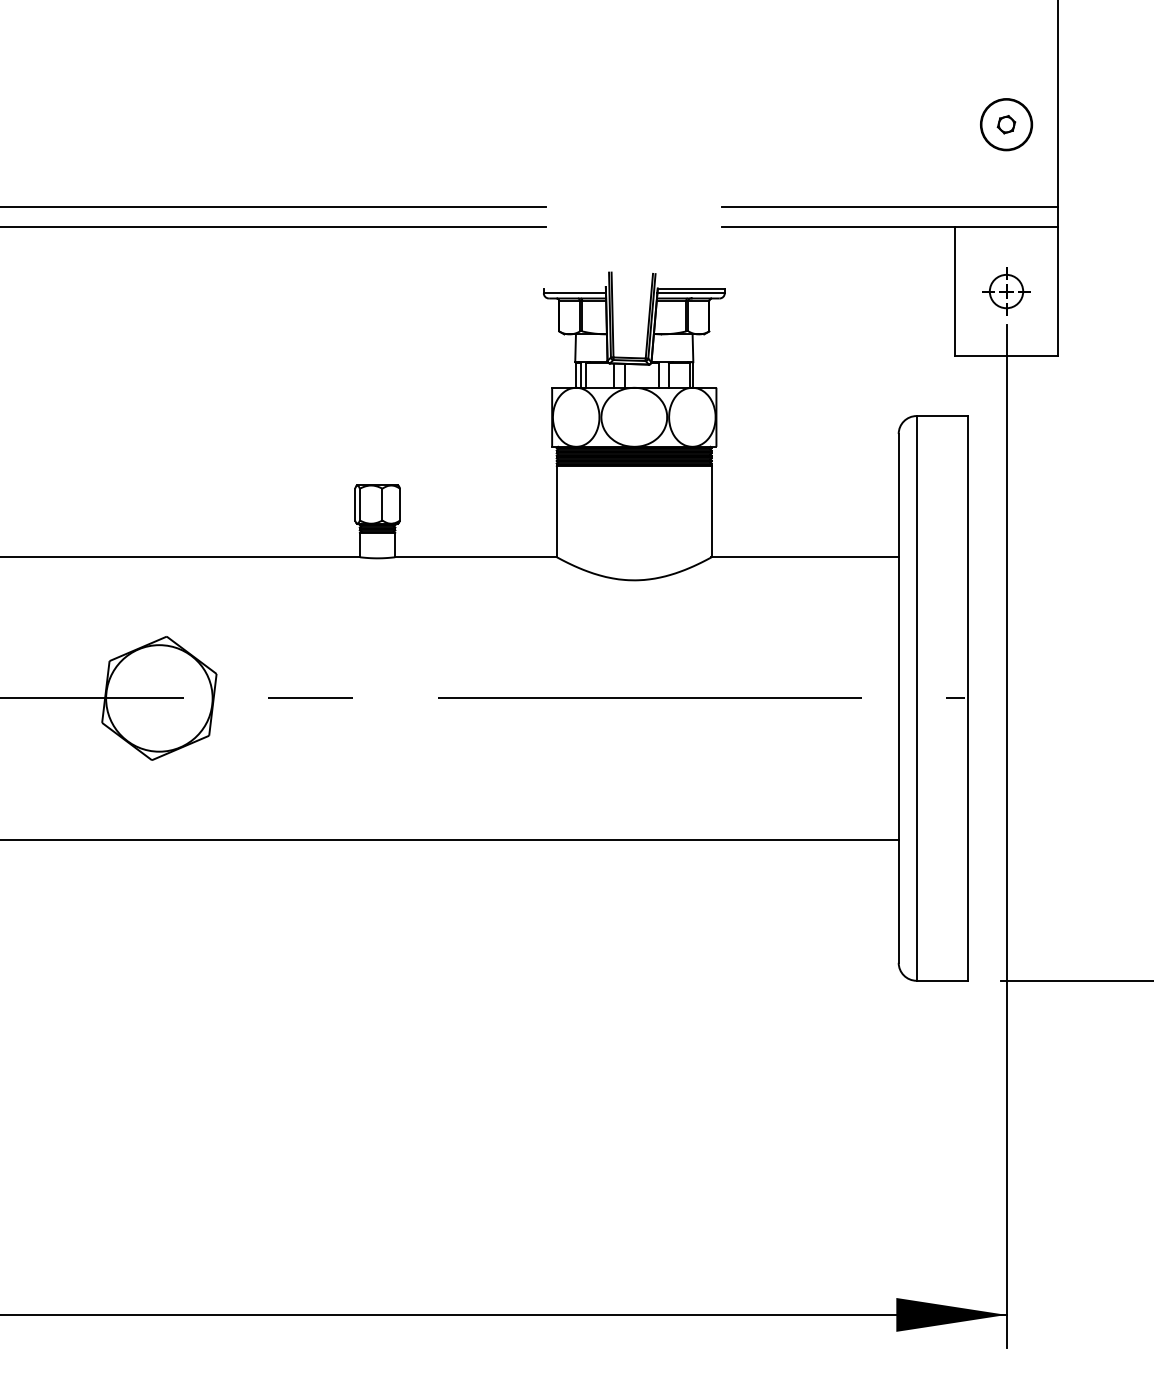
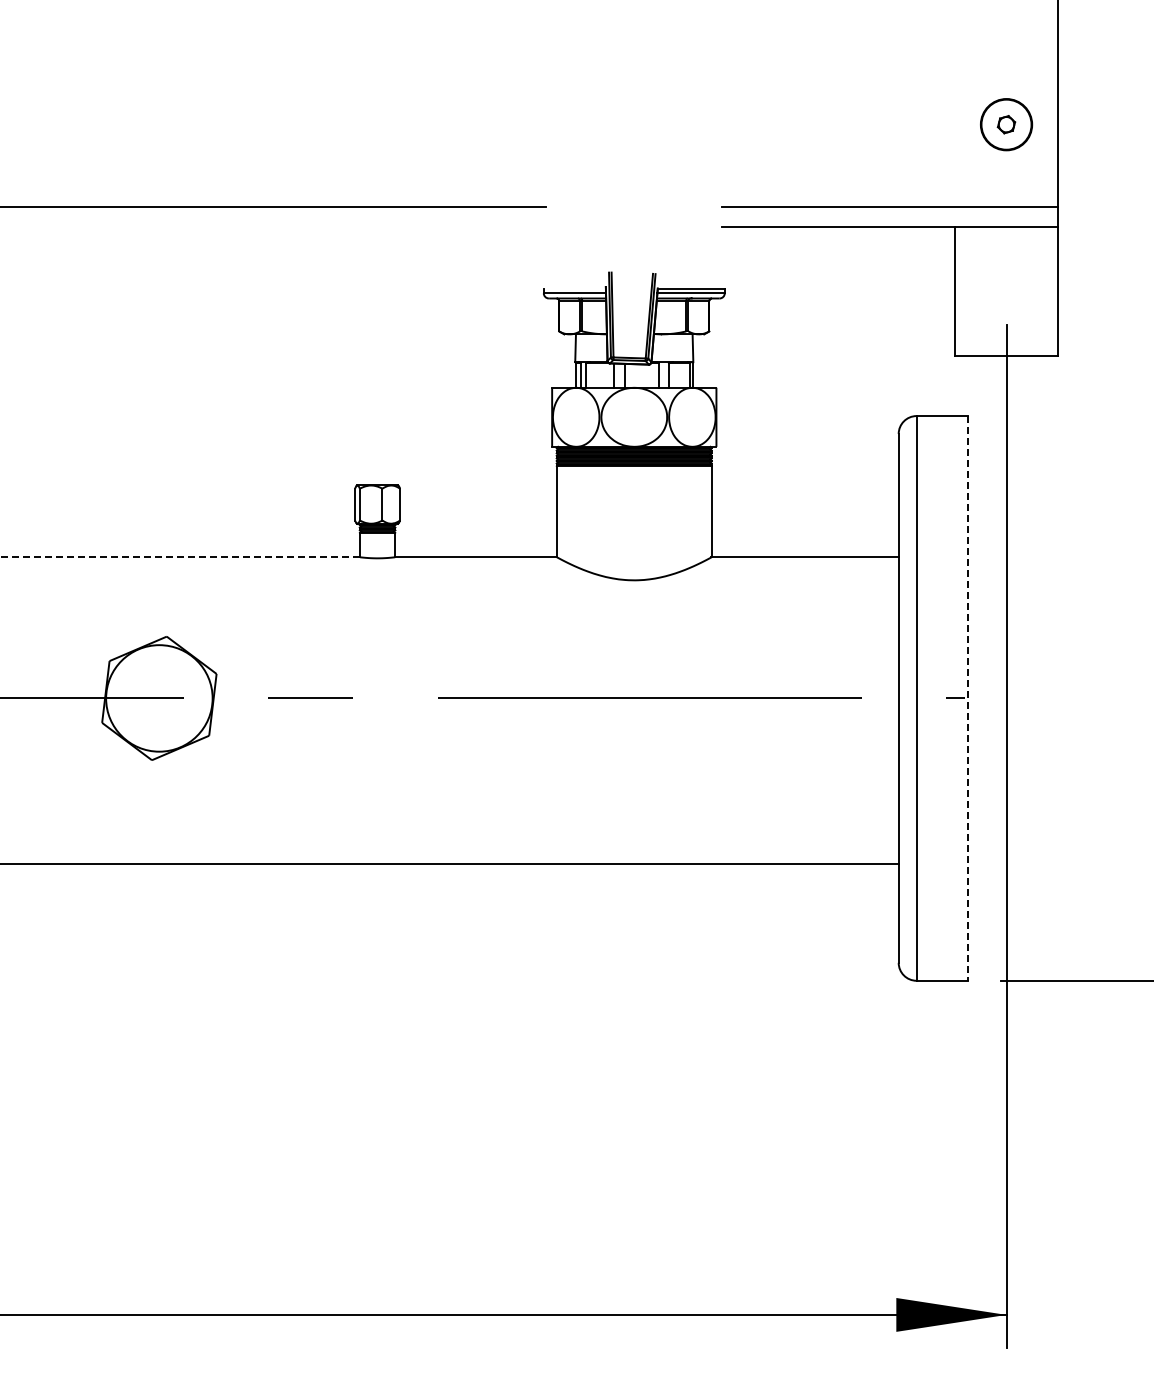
line: present -> none (274, 227)
part: present -> none (1006, 291)
line: solid -> dashed (180, 557)
line: solid -> dashed (968, 698)
line position: (450, 839) -> (450, 863) (450, 863)
